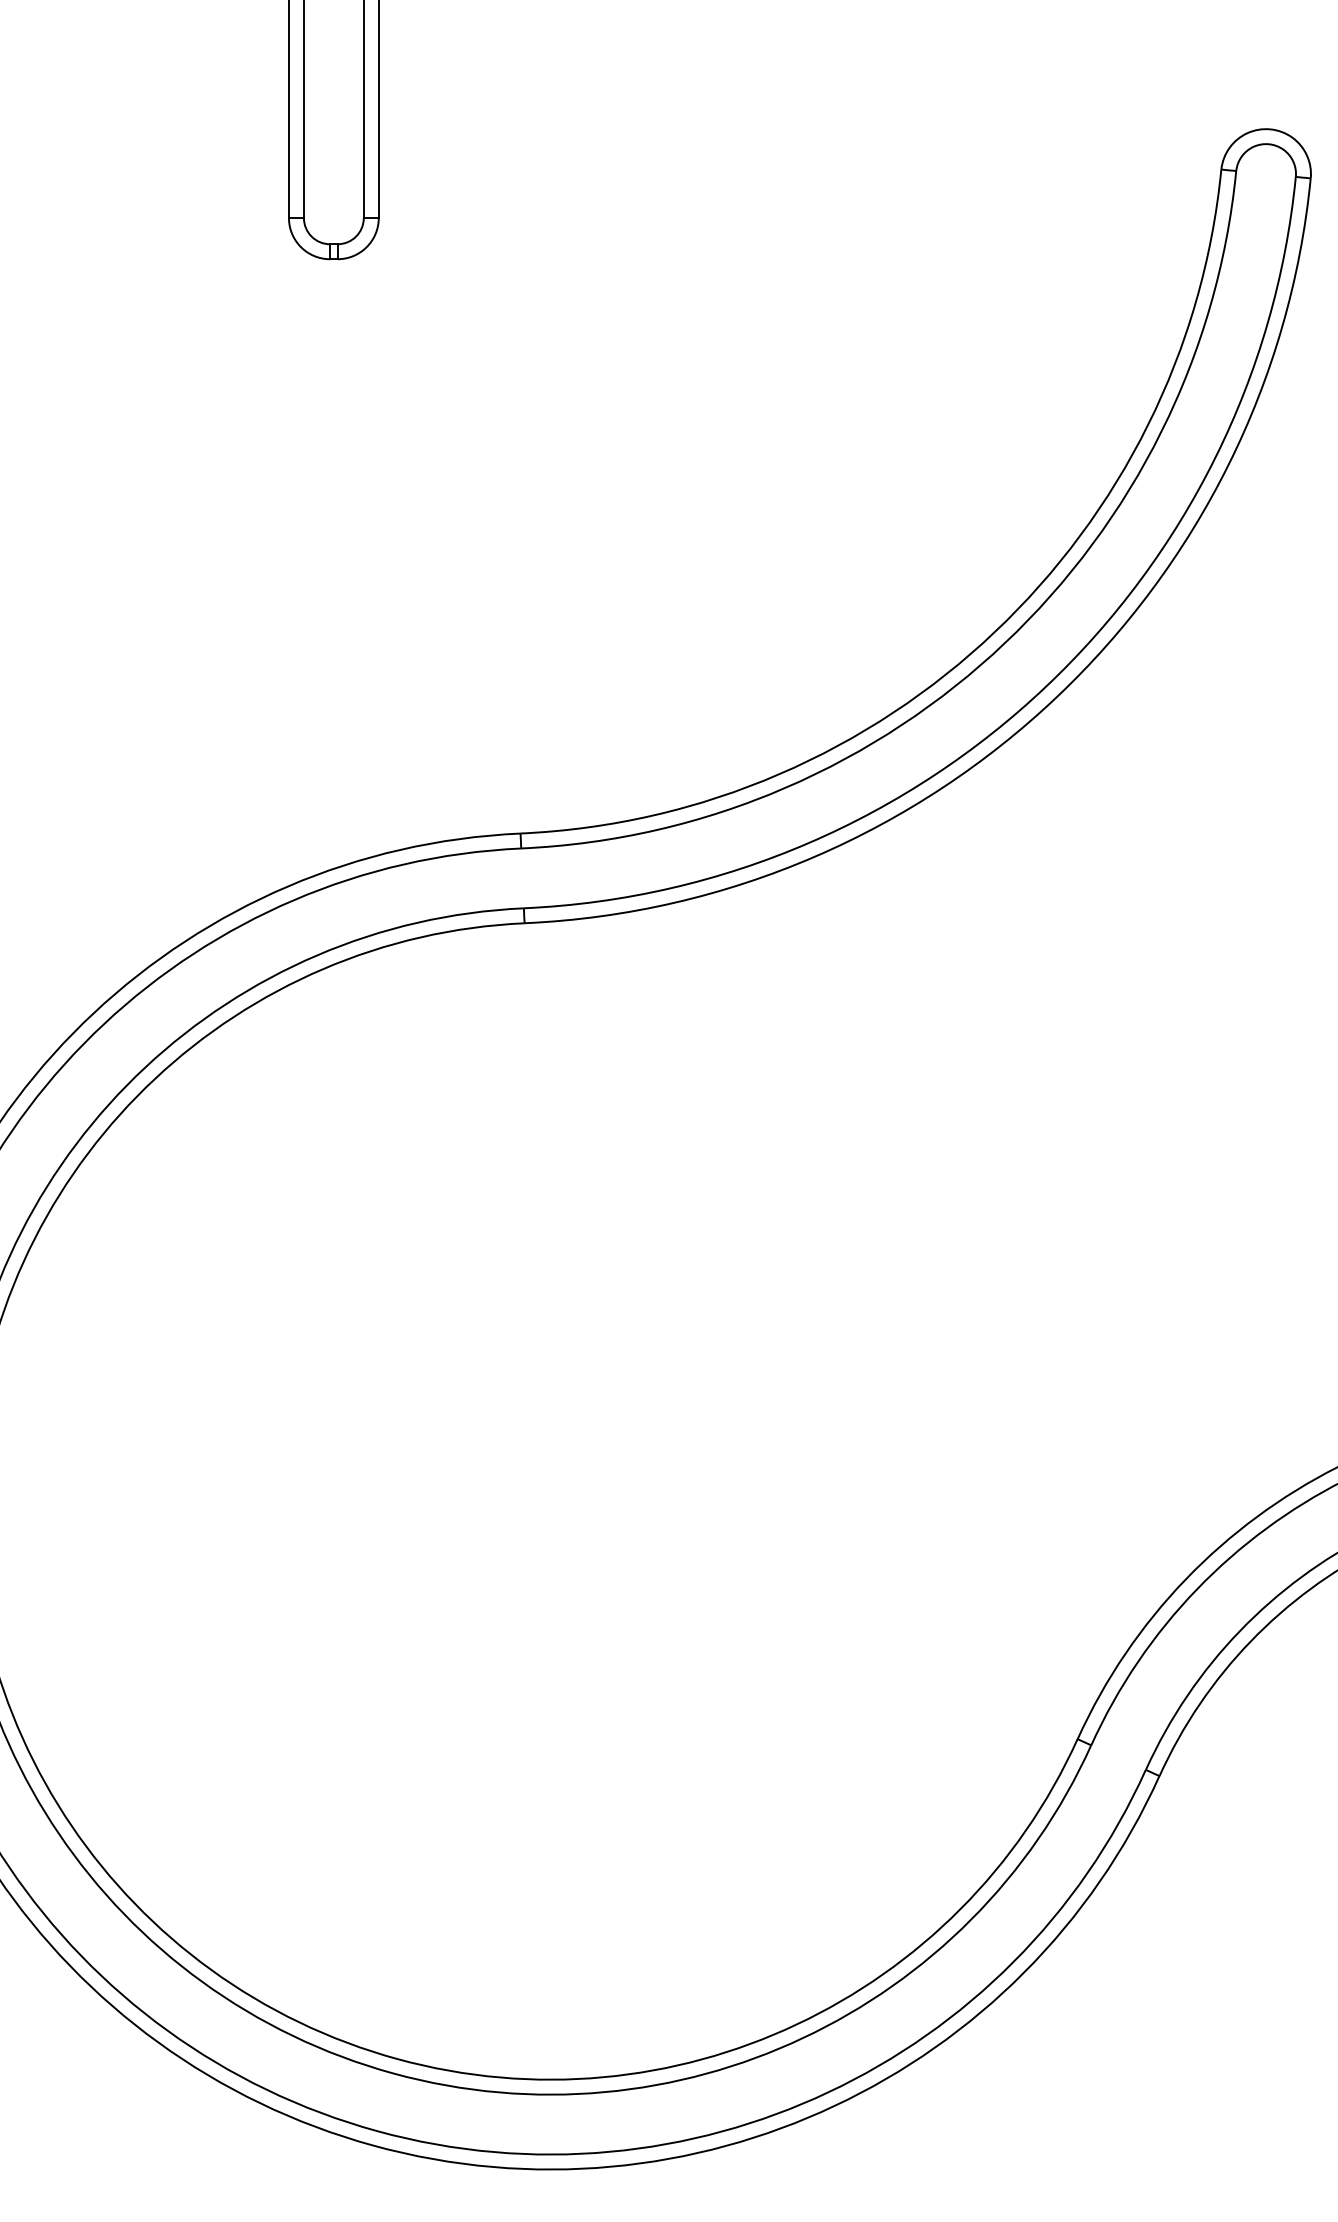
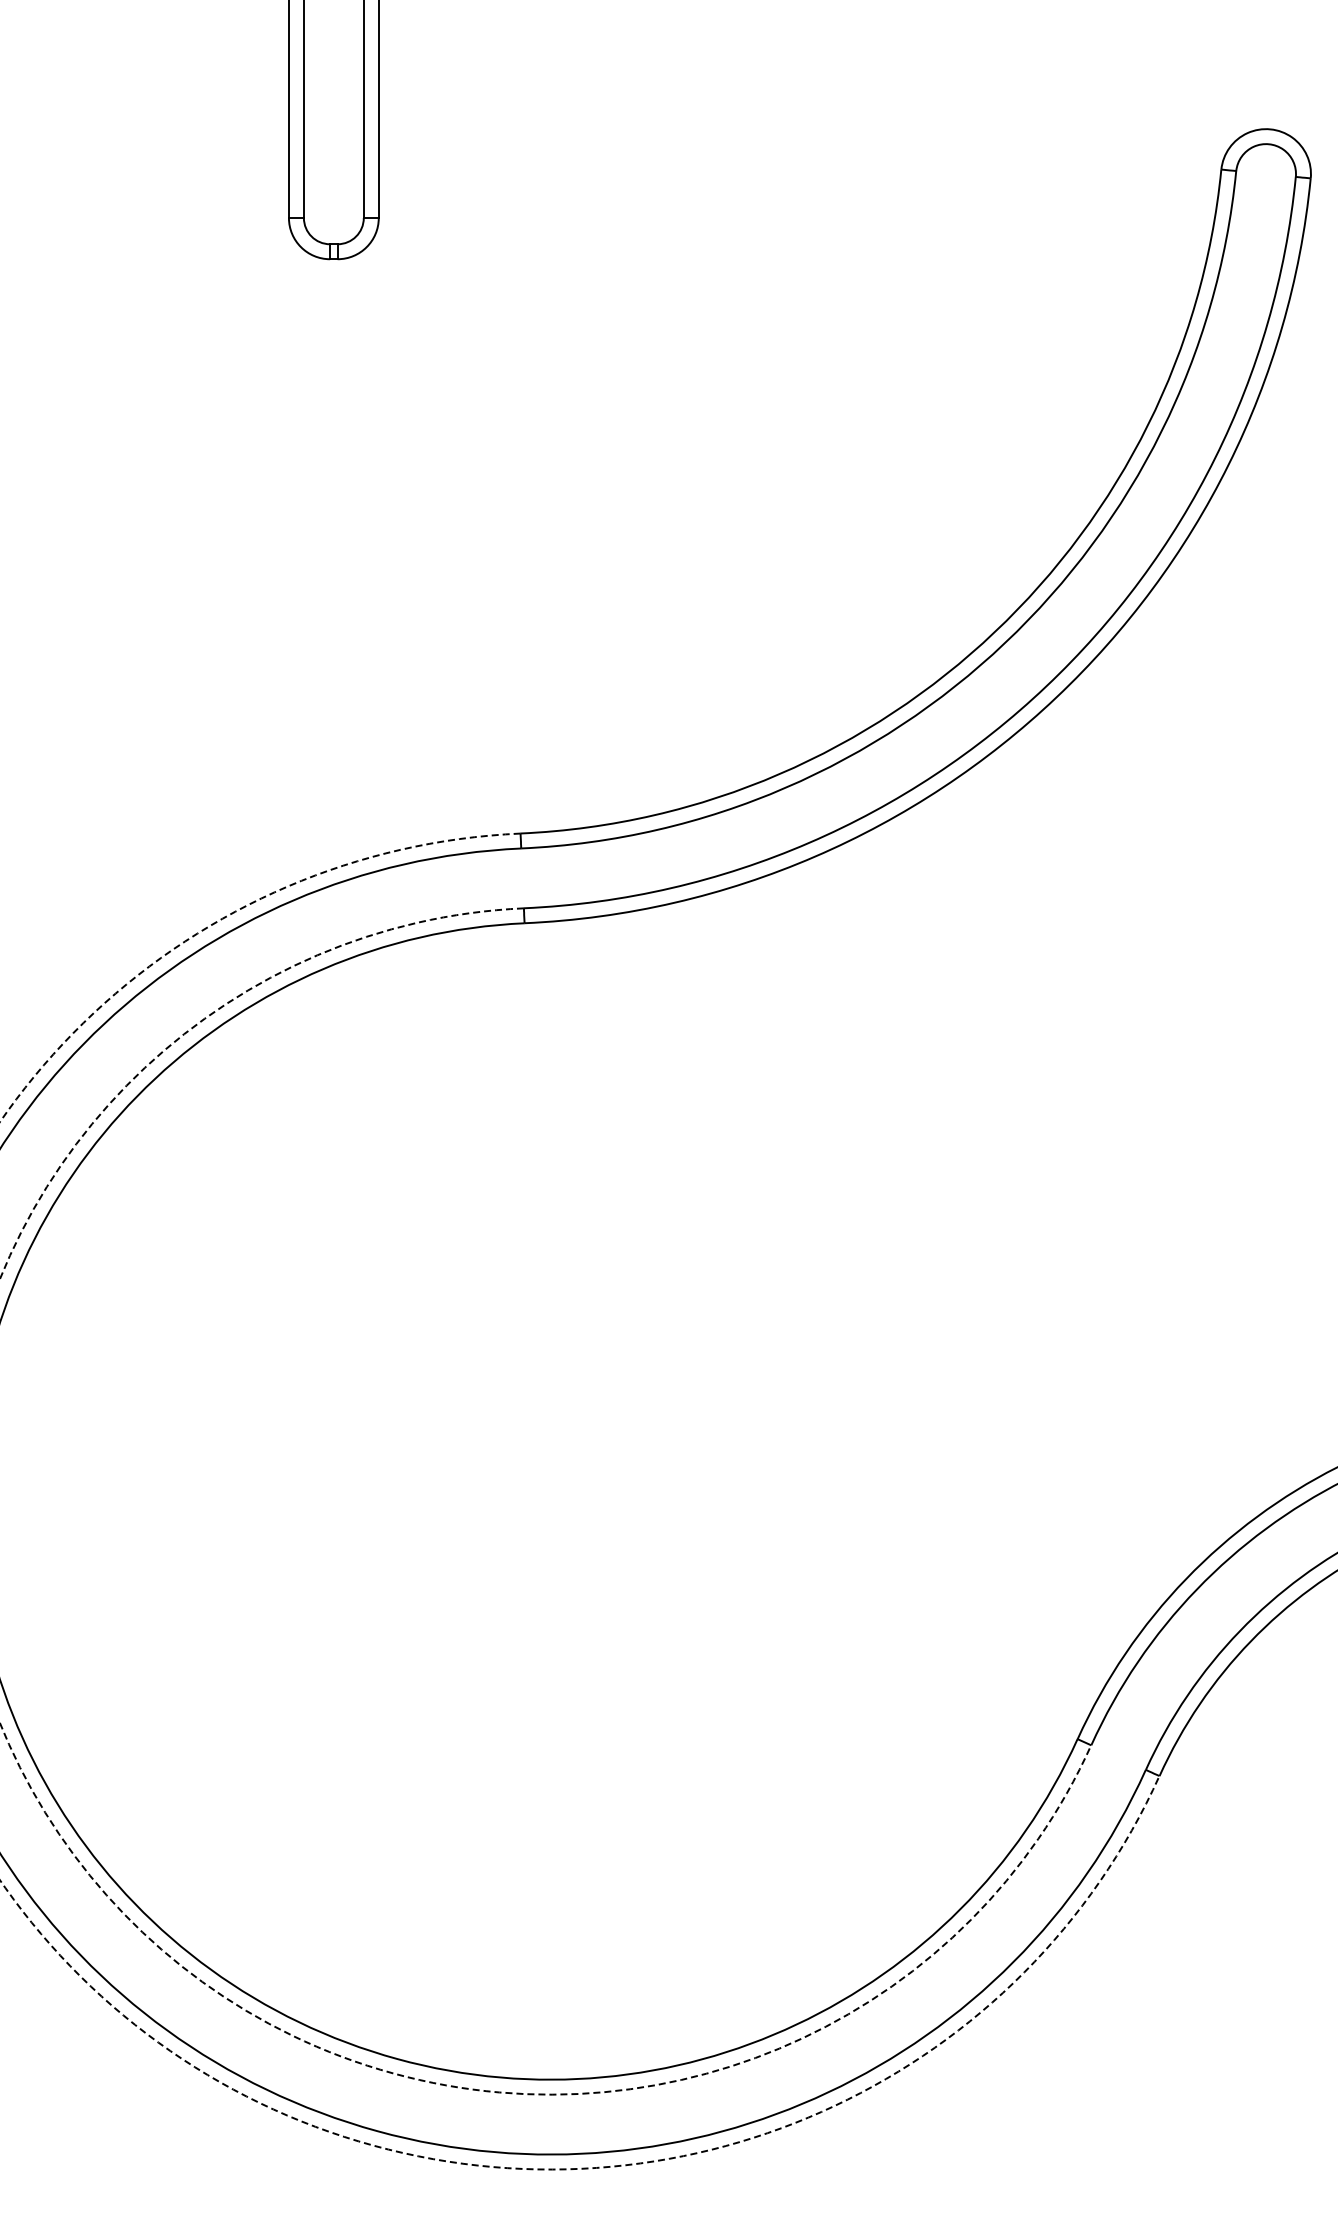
arc: solid -> dashed (221, 1995)
arc: solid -> dashed (307, 2123)
